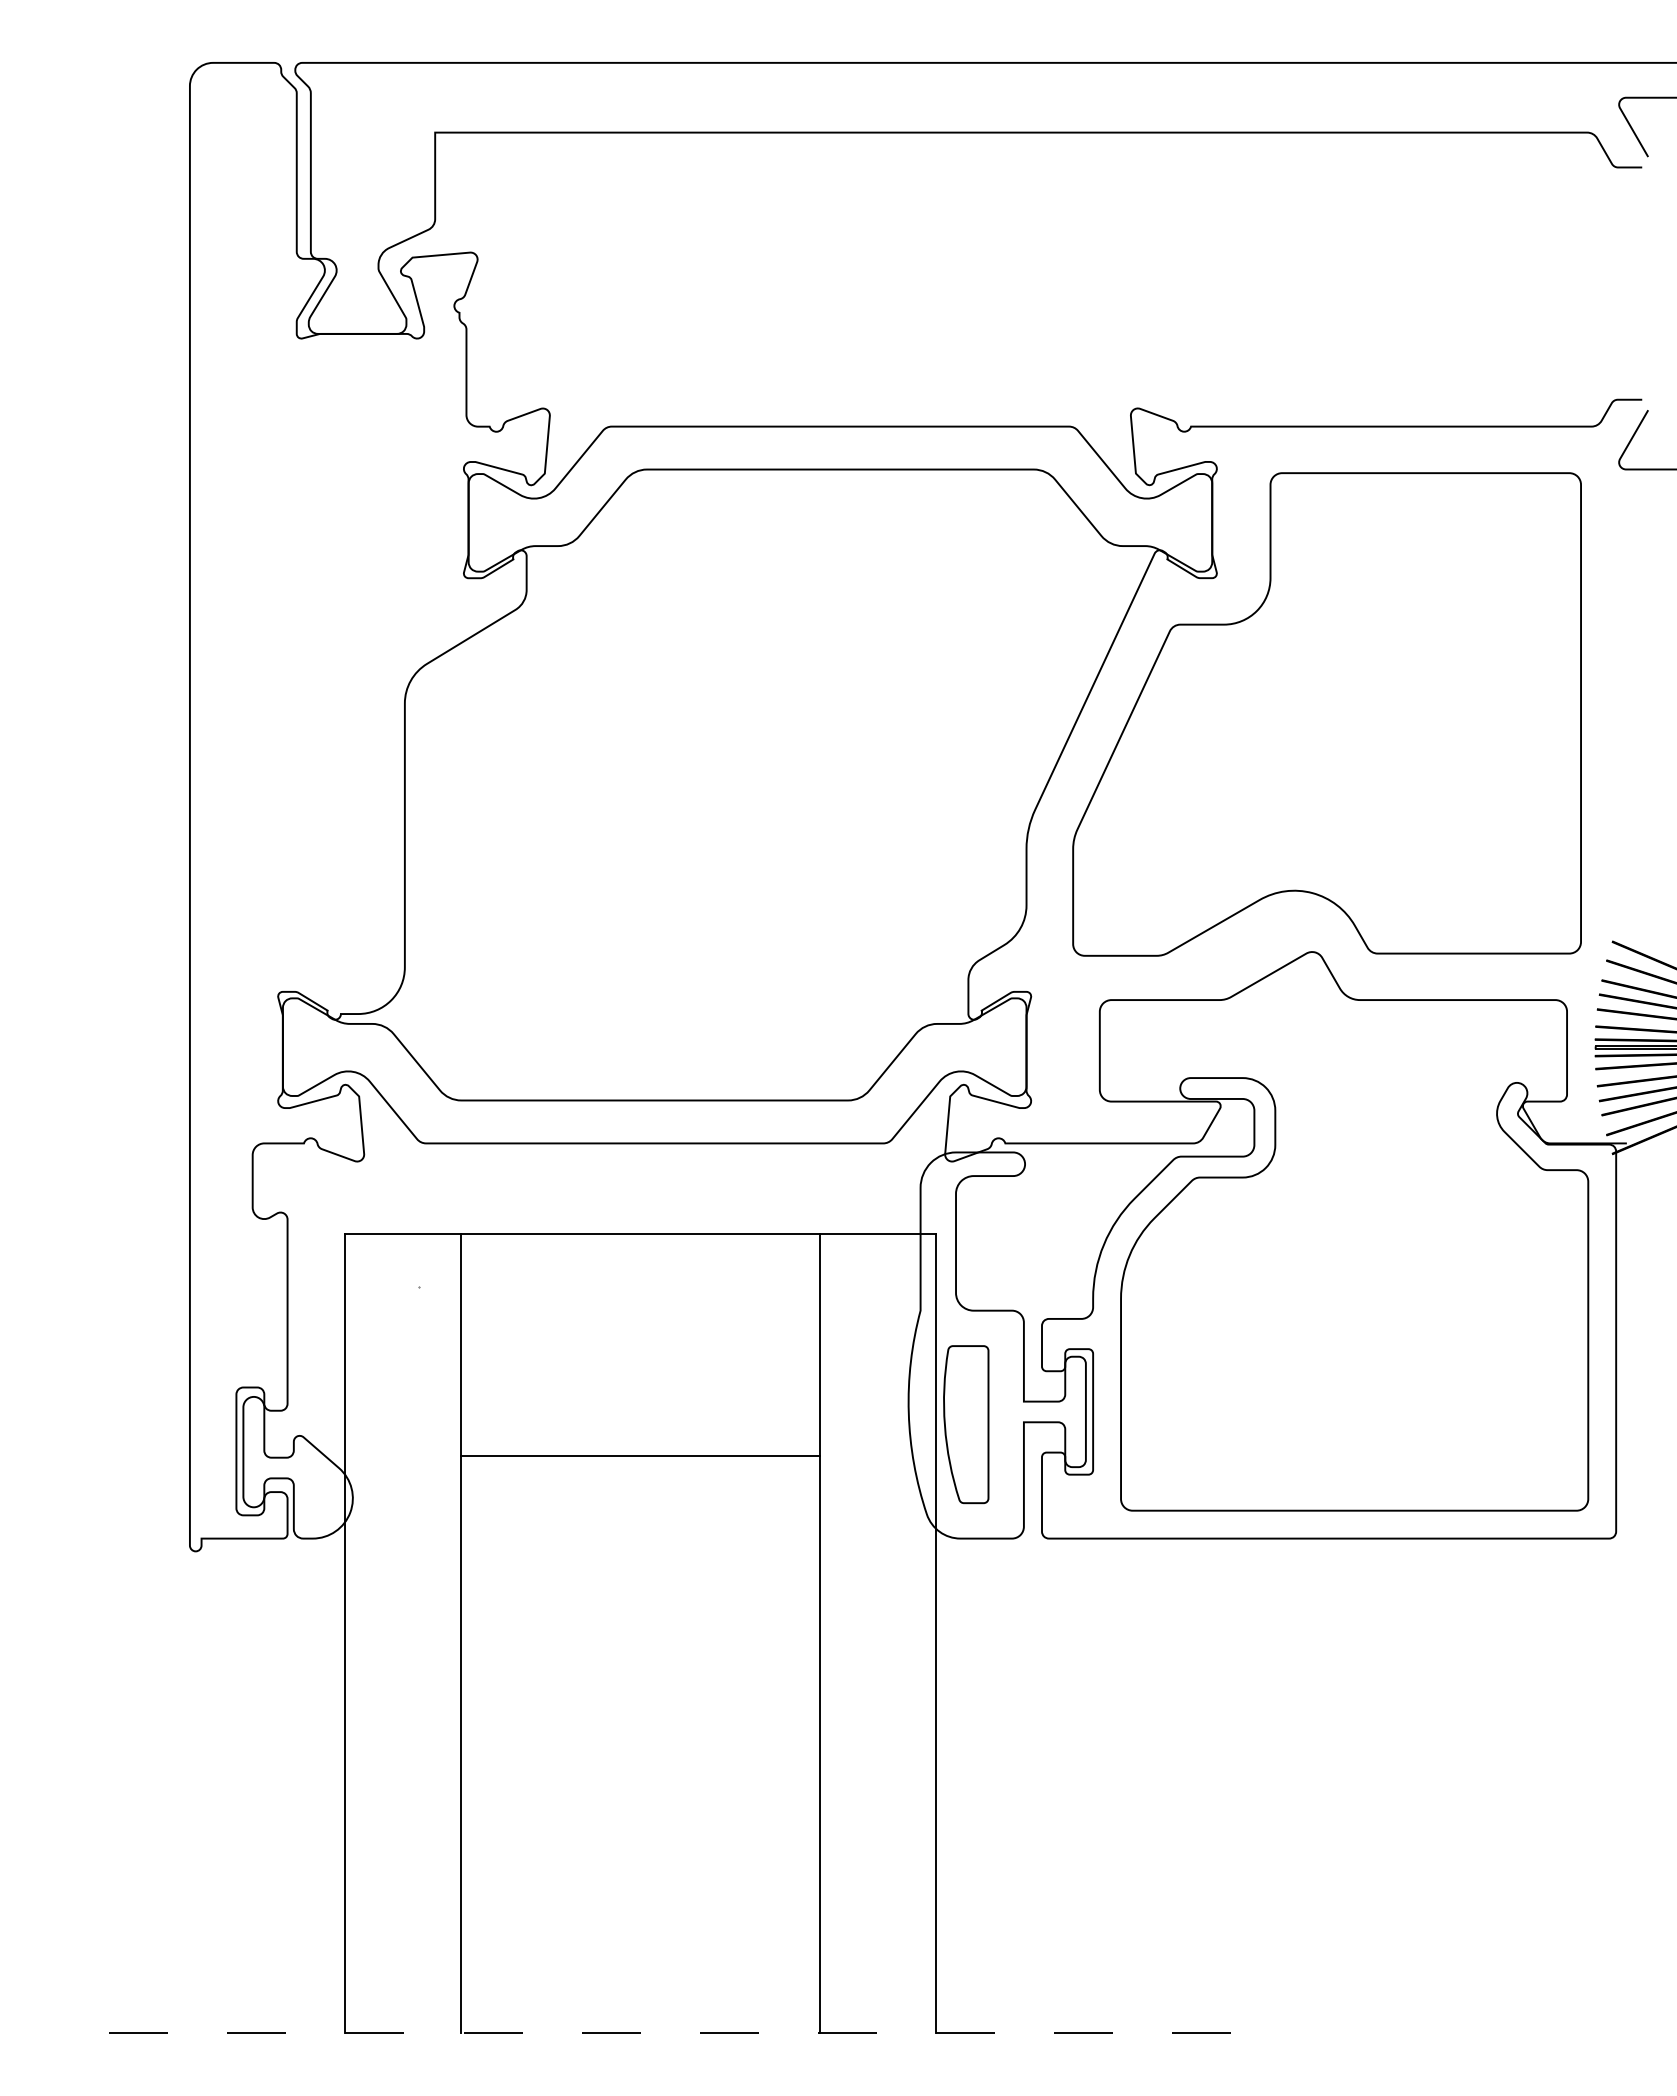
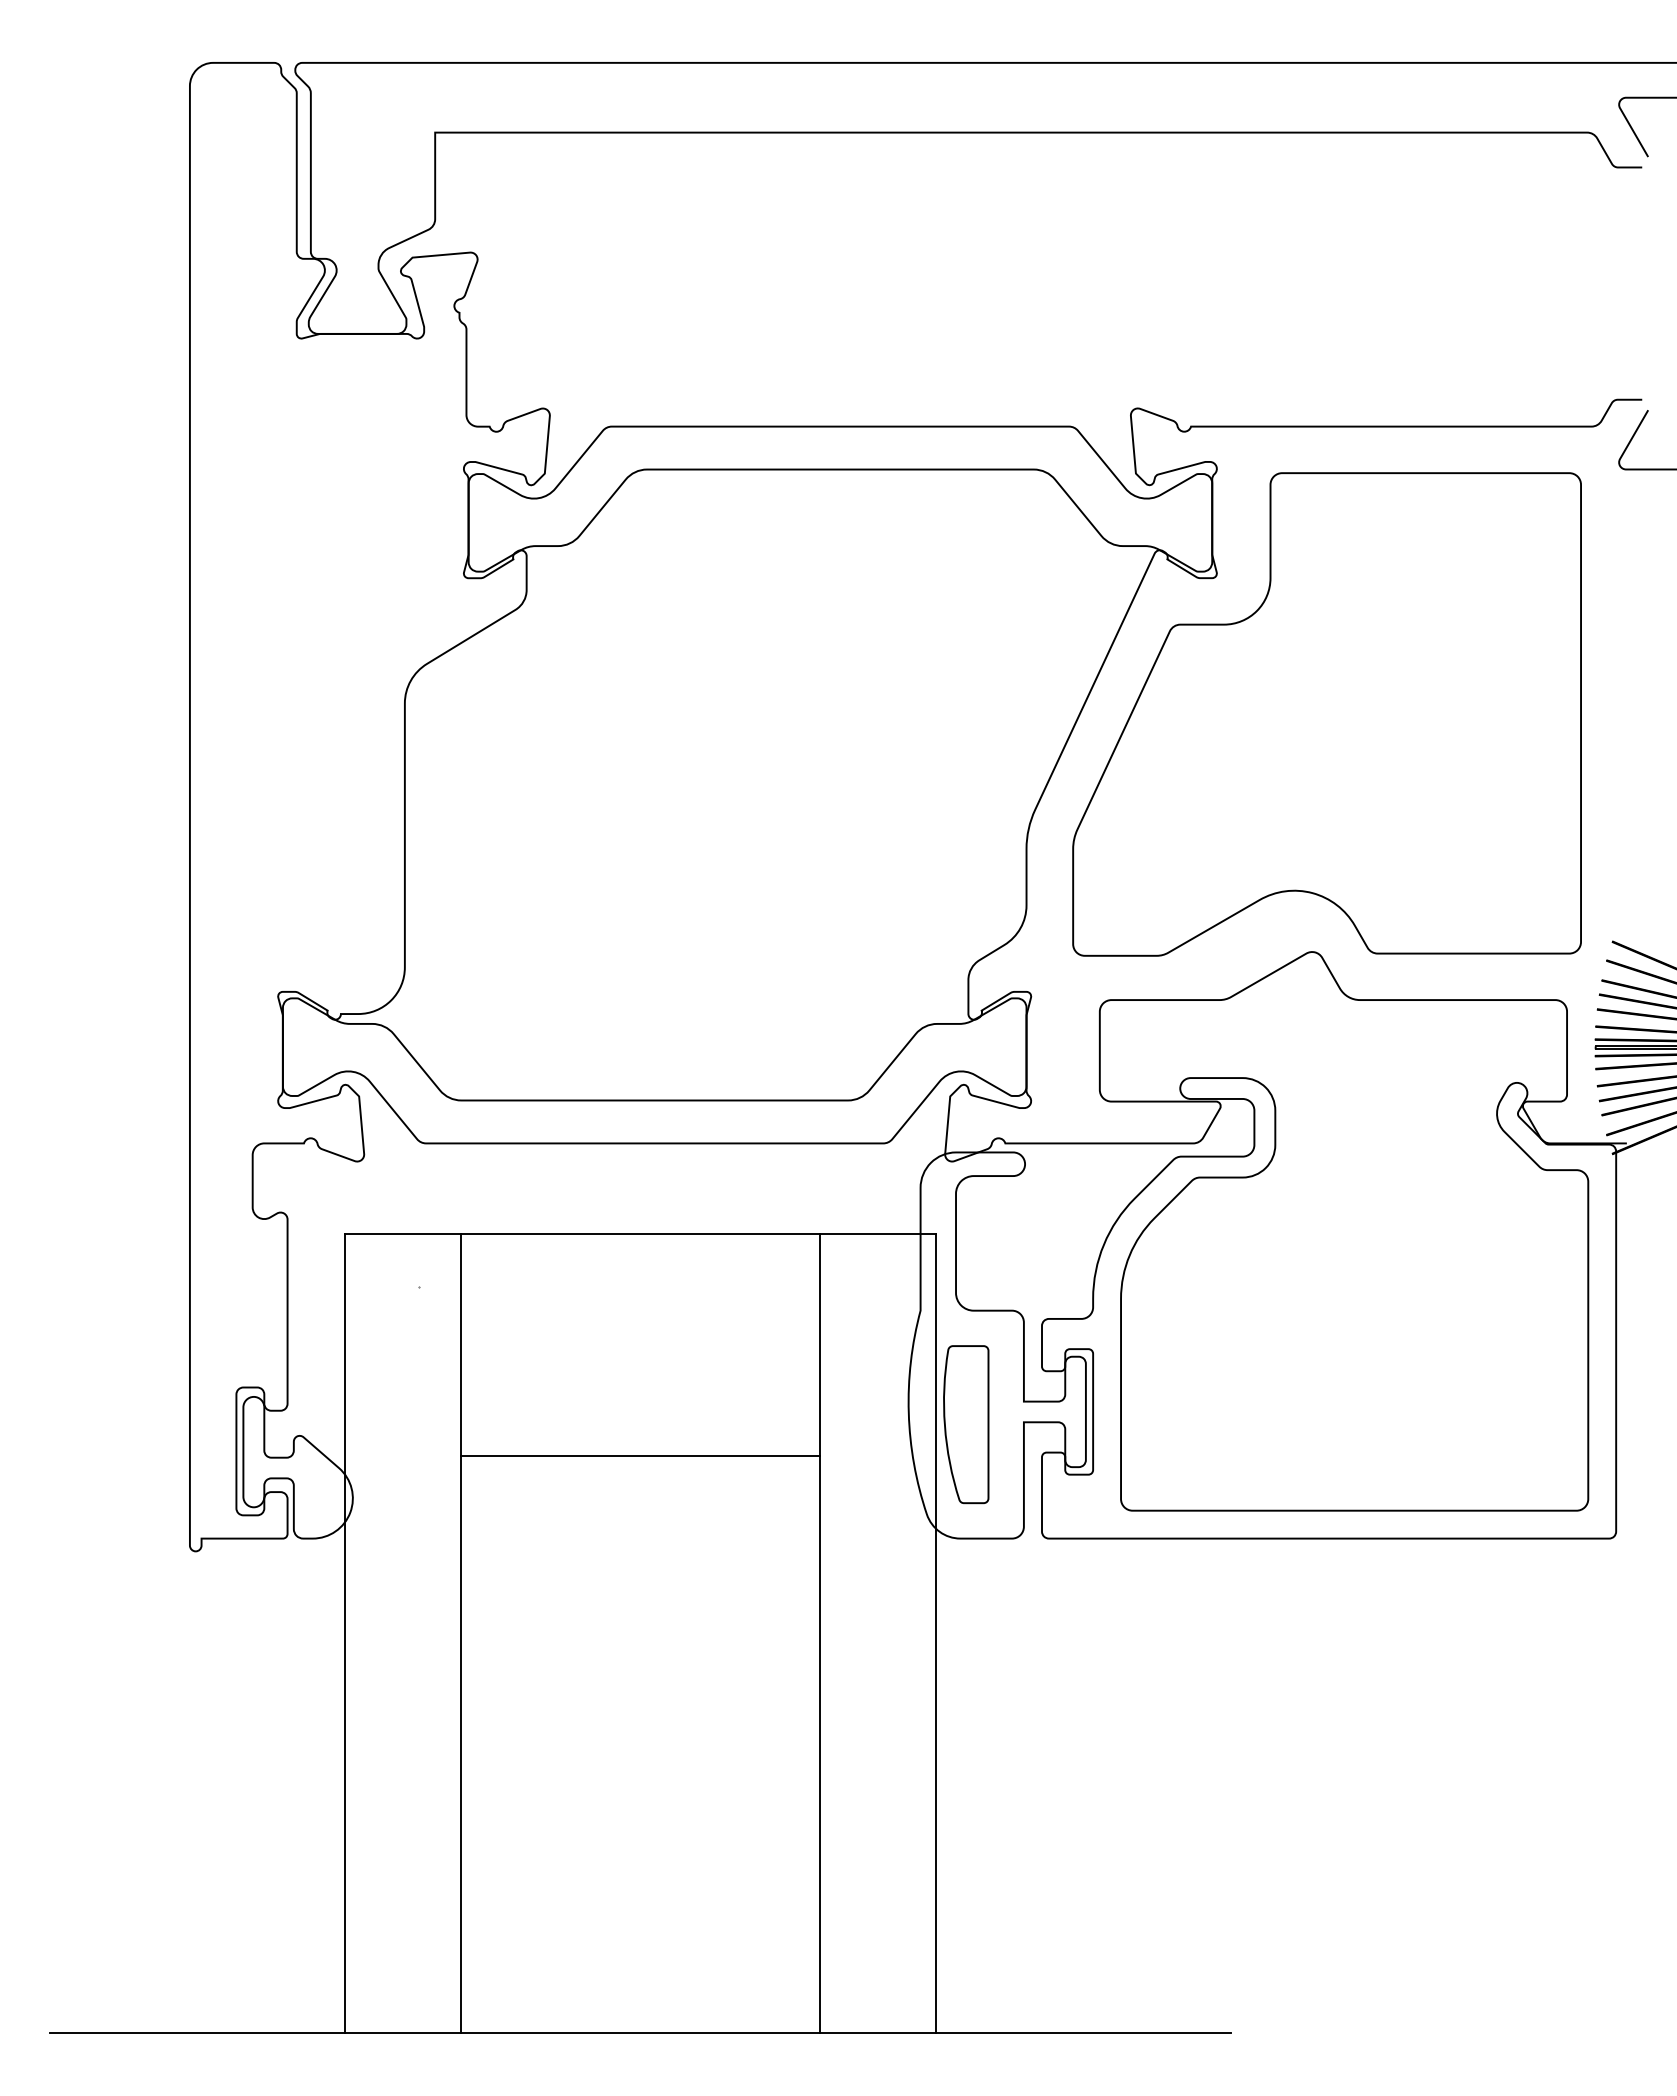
line: dashed -> solid (640, 2033)
